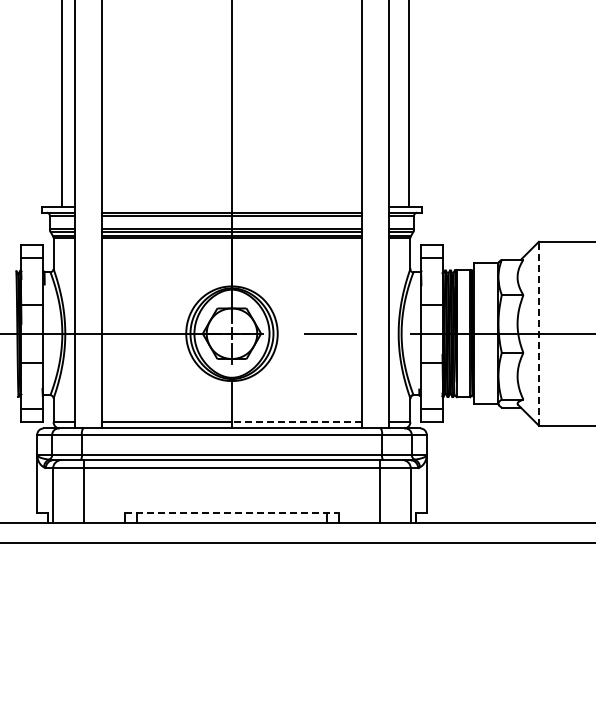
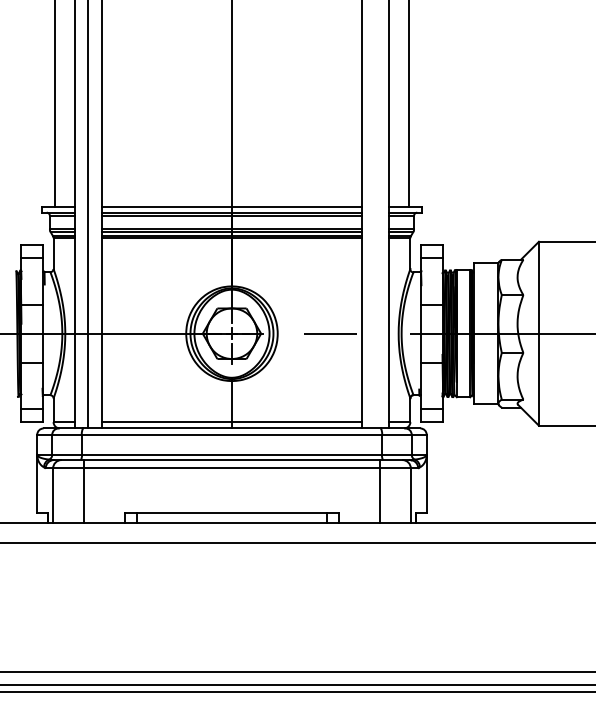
line position: (62, 104) -> (55, 104) (55, 104)
line: none -> present (231, 207)
line: none -> present (88, 215)
line: dashed -> solid (538, 333)
line: dashed -> solid (296, 422)
line: dashed -> solid (232, 512)
line: none -> present (297, 671)
line: none -> present (297, 685)
line: none -> present (297, 691)
